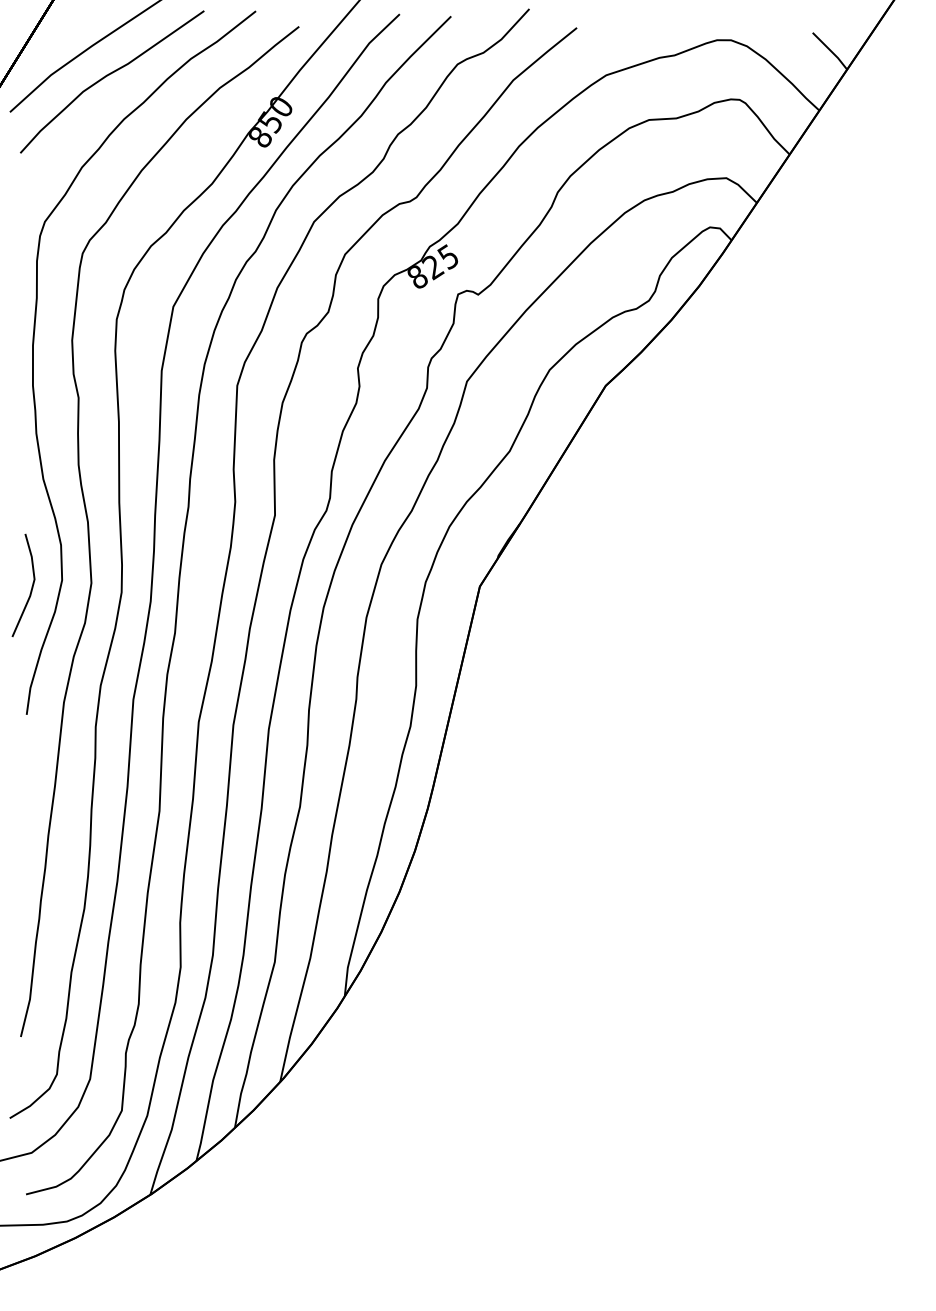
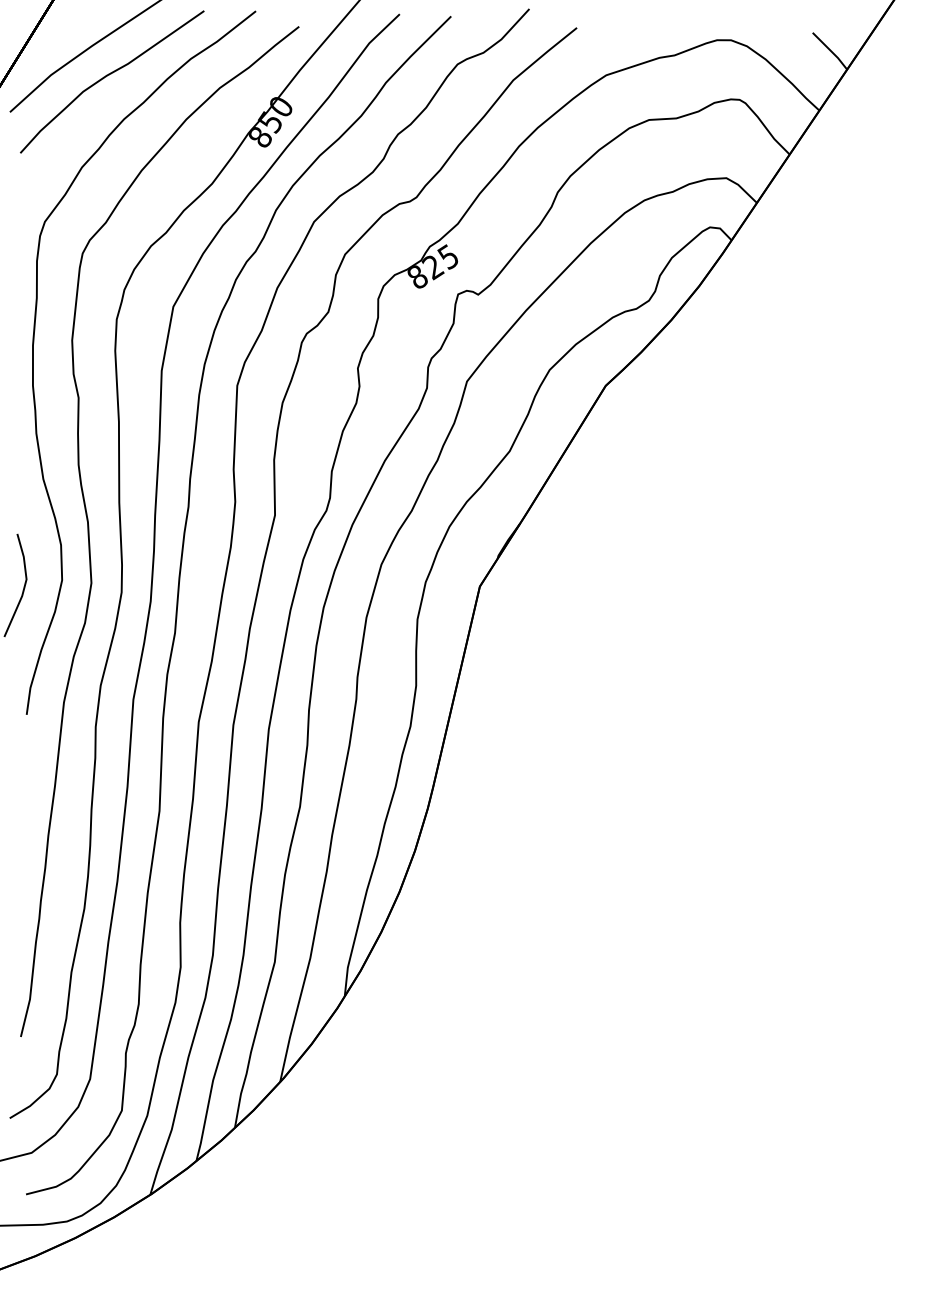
line position: (31, 586) -> (23, 586) (23, 586)
